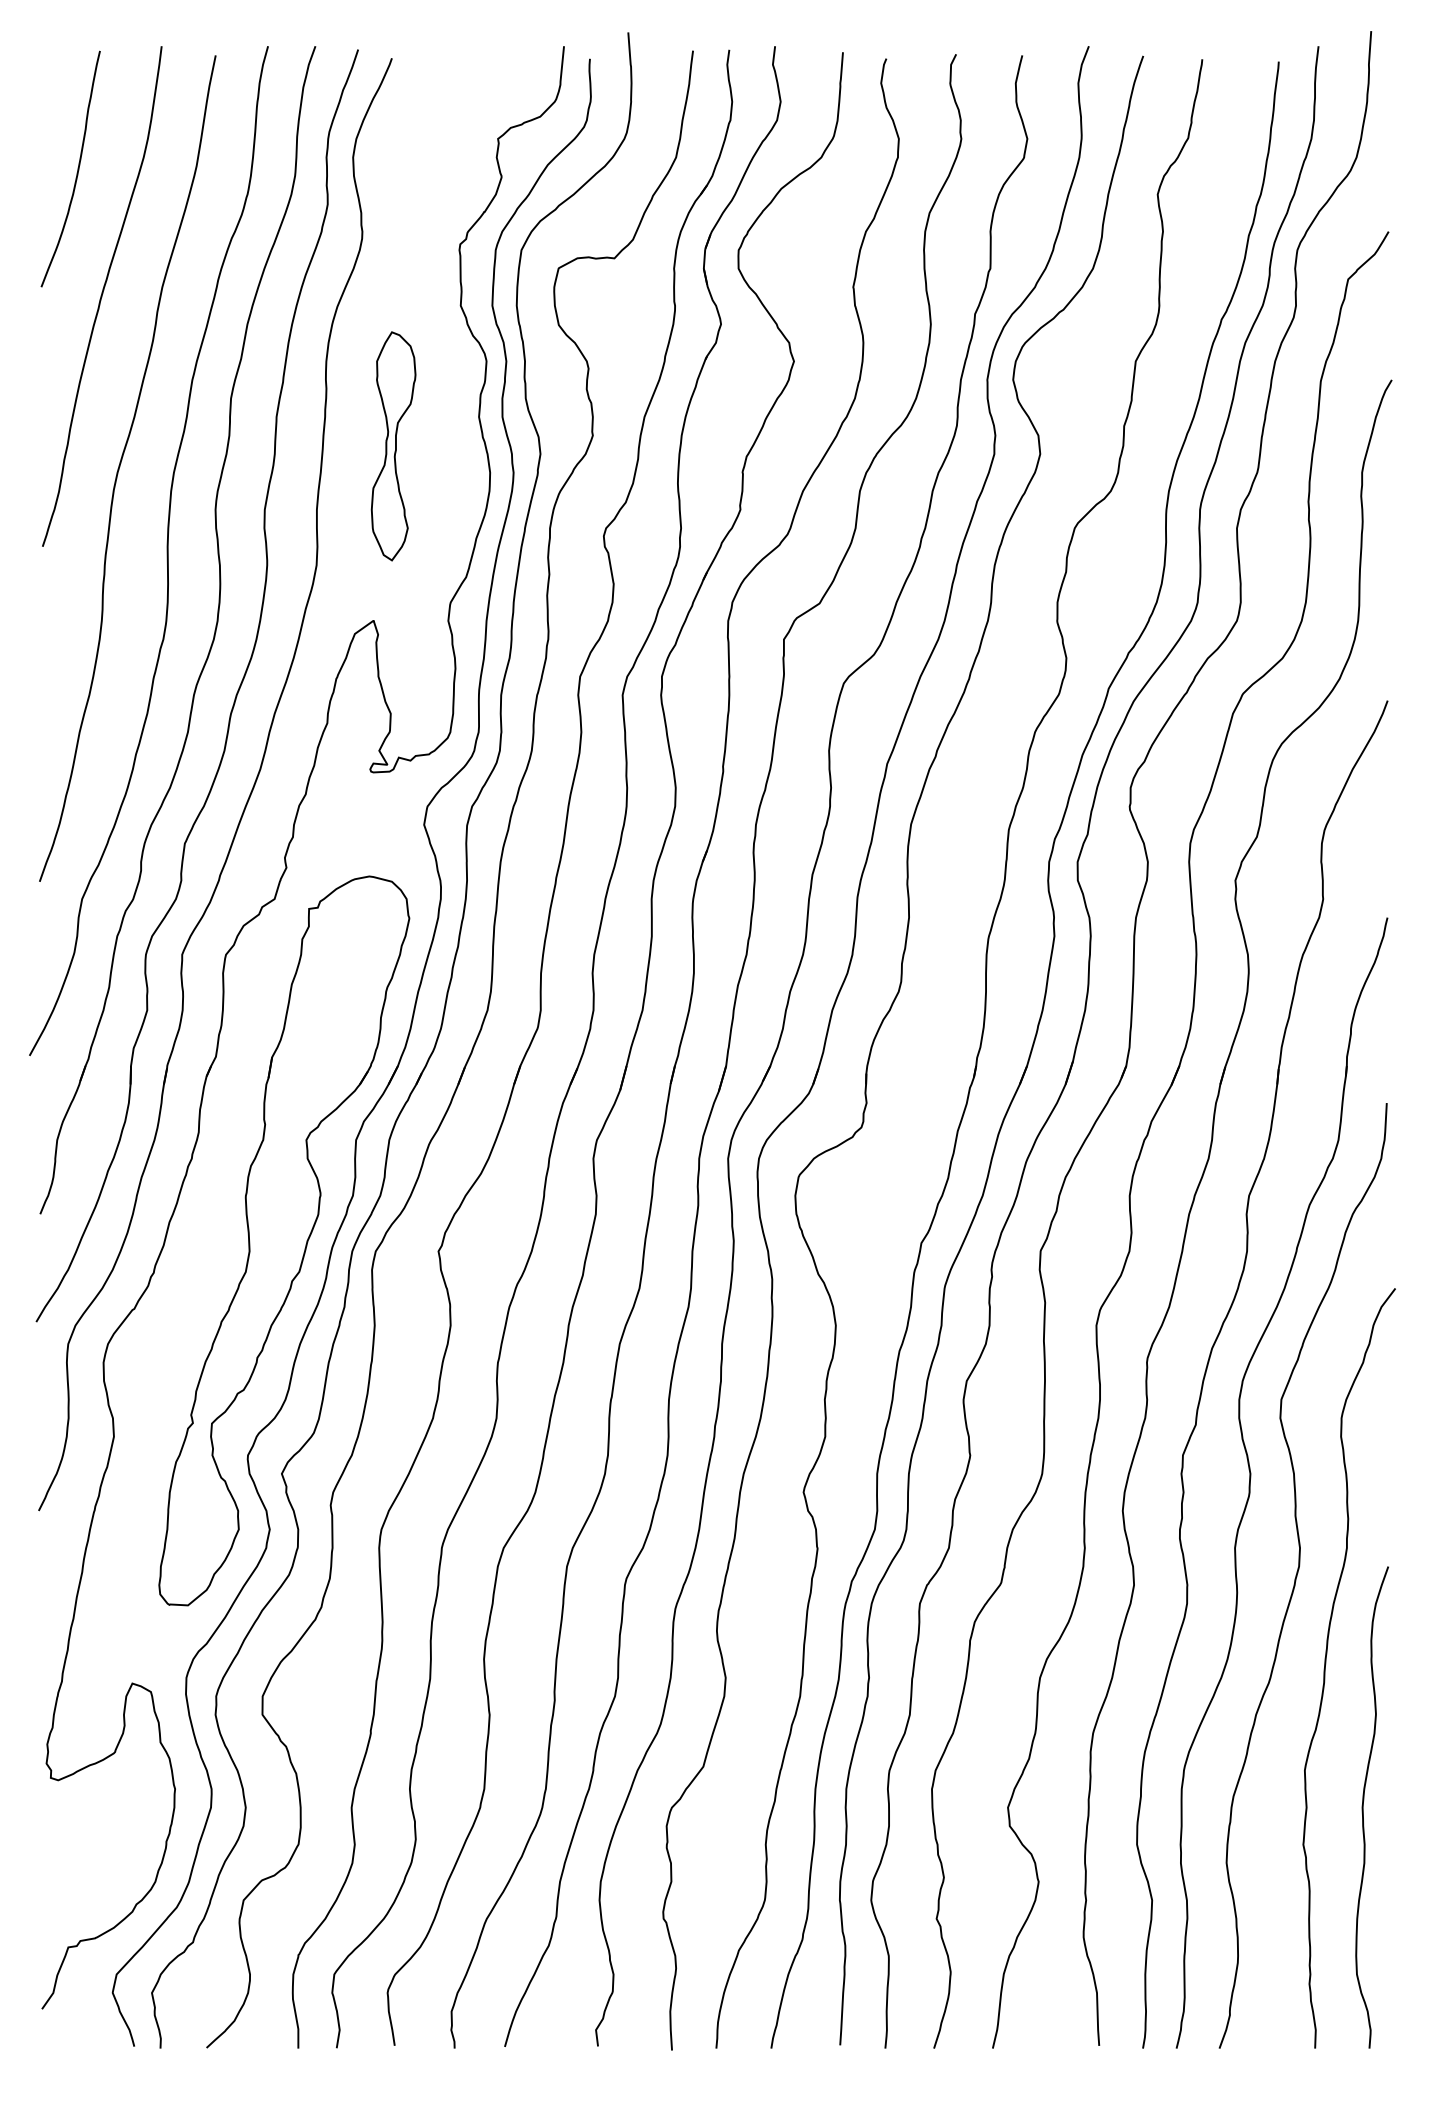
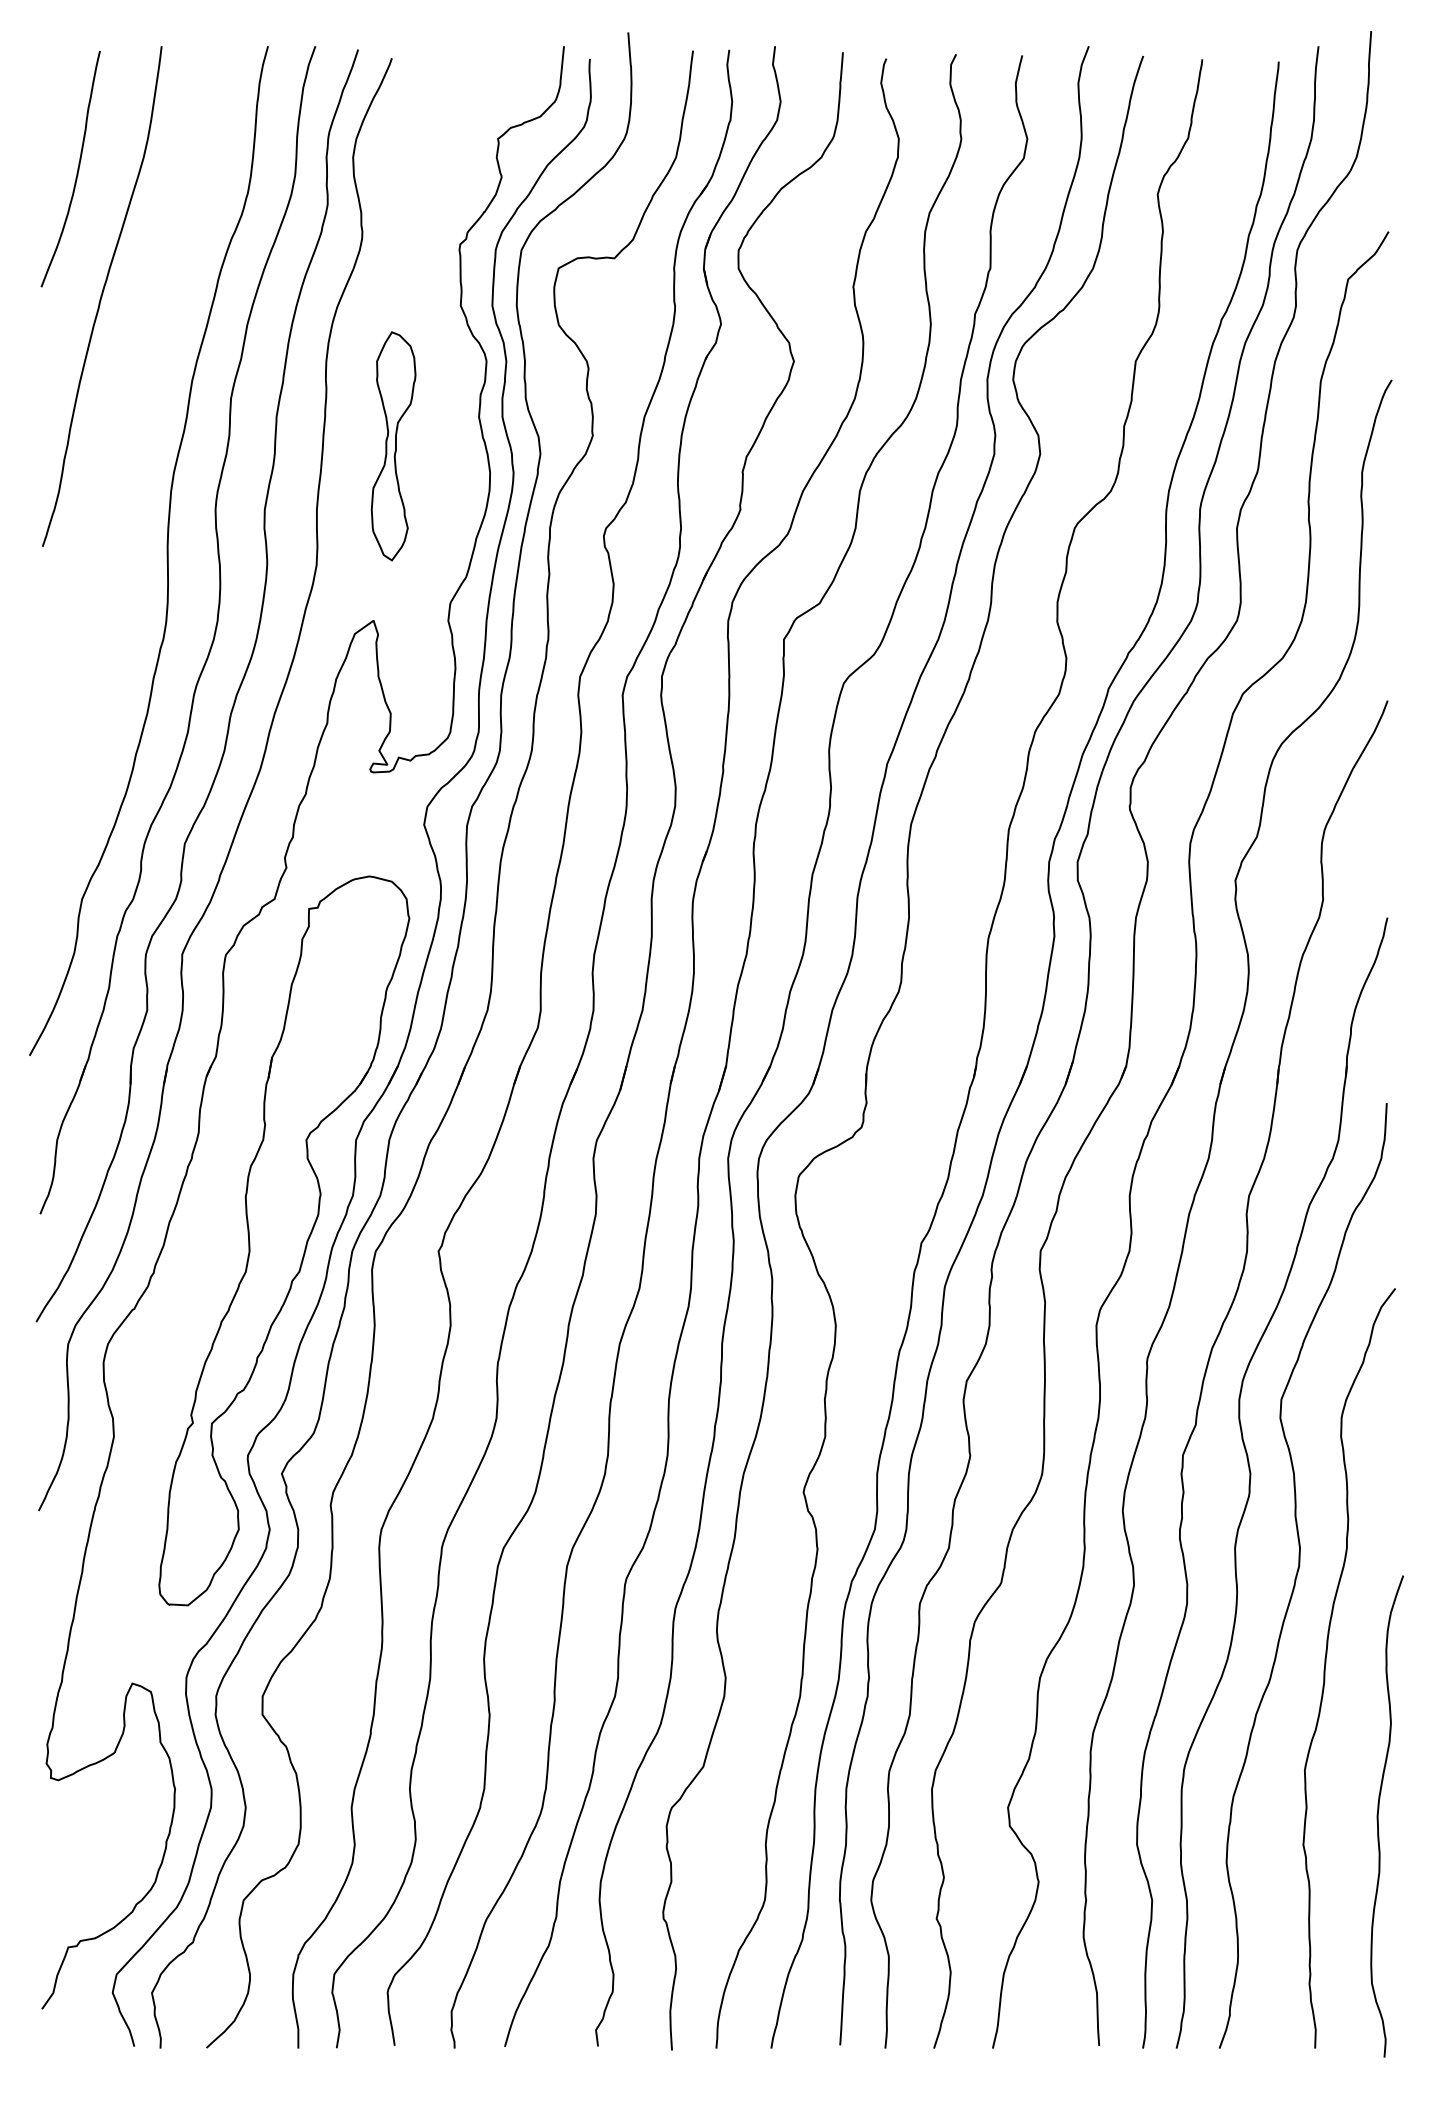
curve: present -> none (120, 466)
curve position: (1363, 1807) -> (1378, 1816) (1378, 1816)
